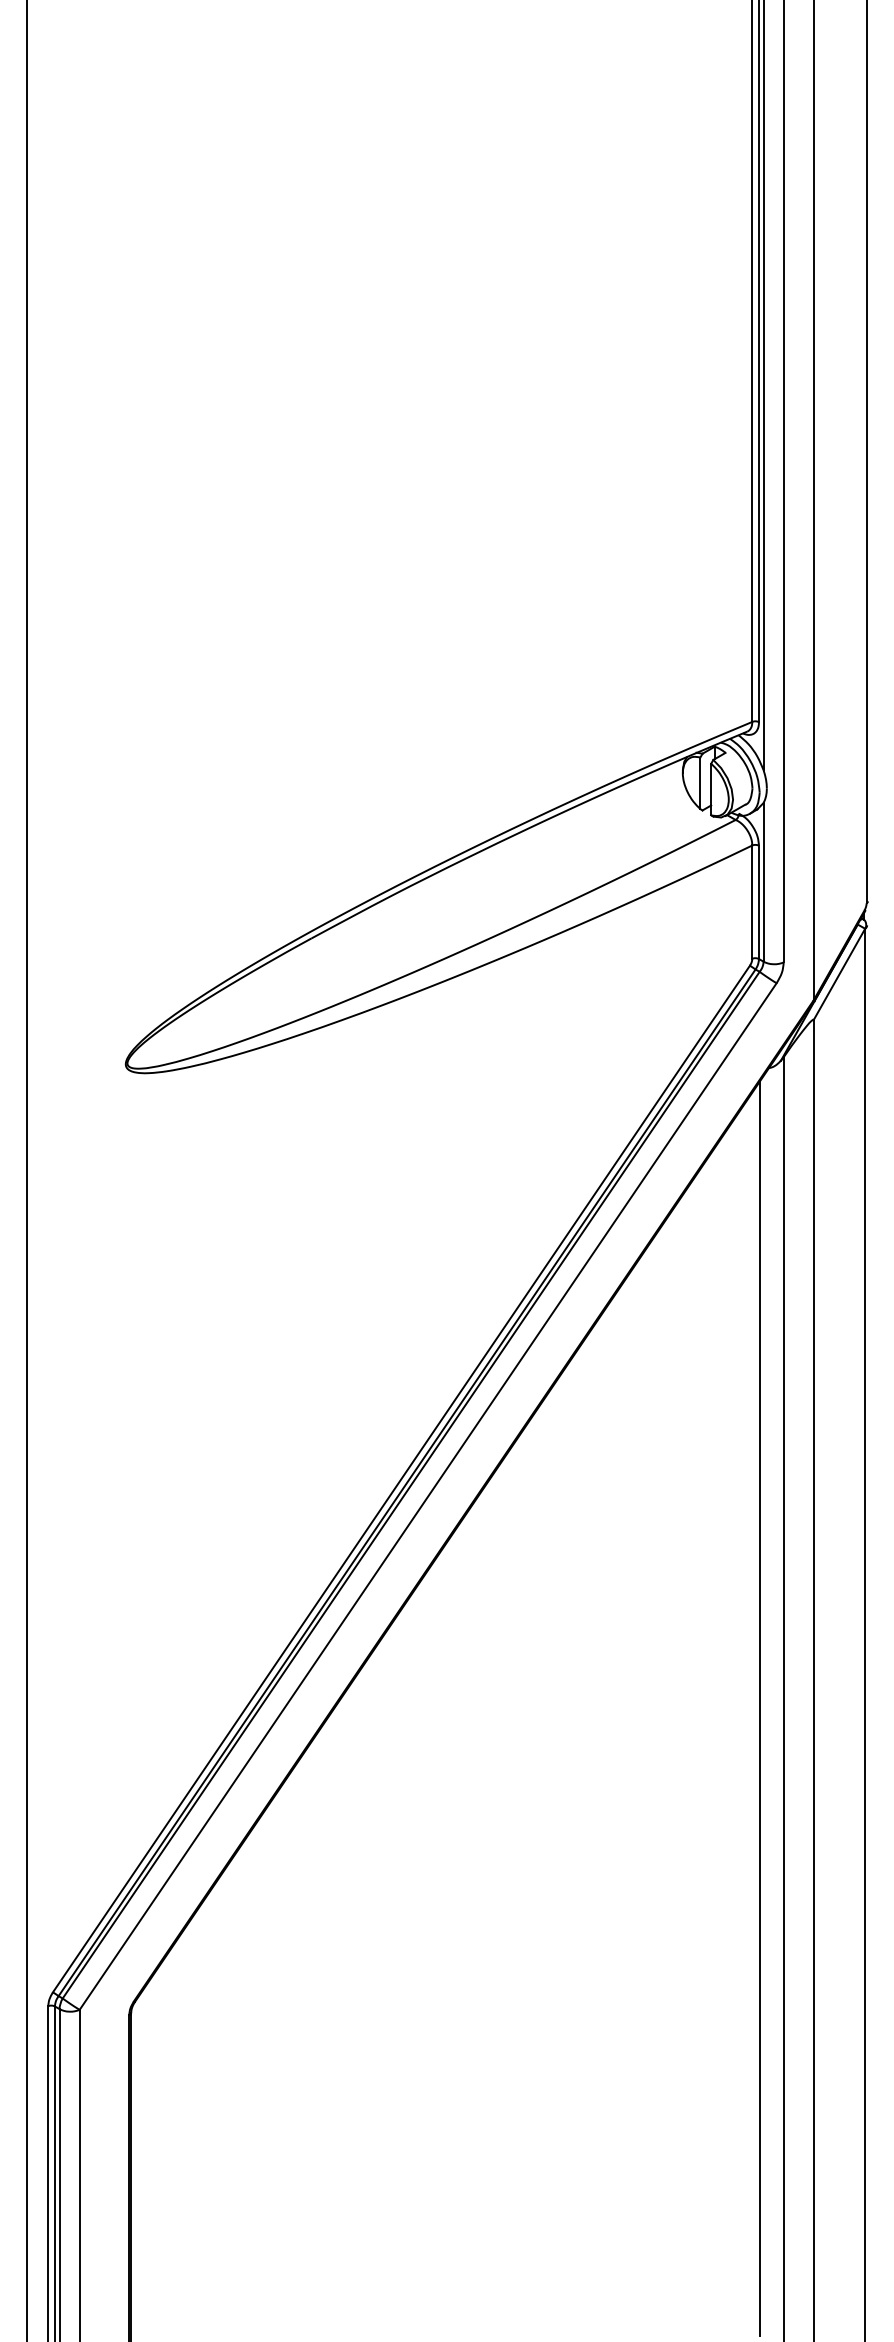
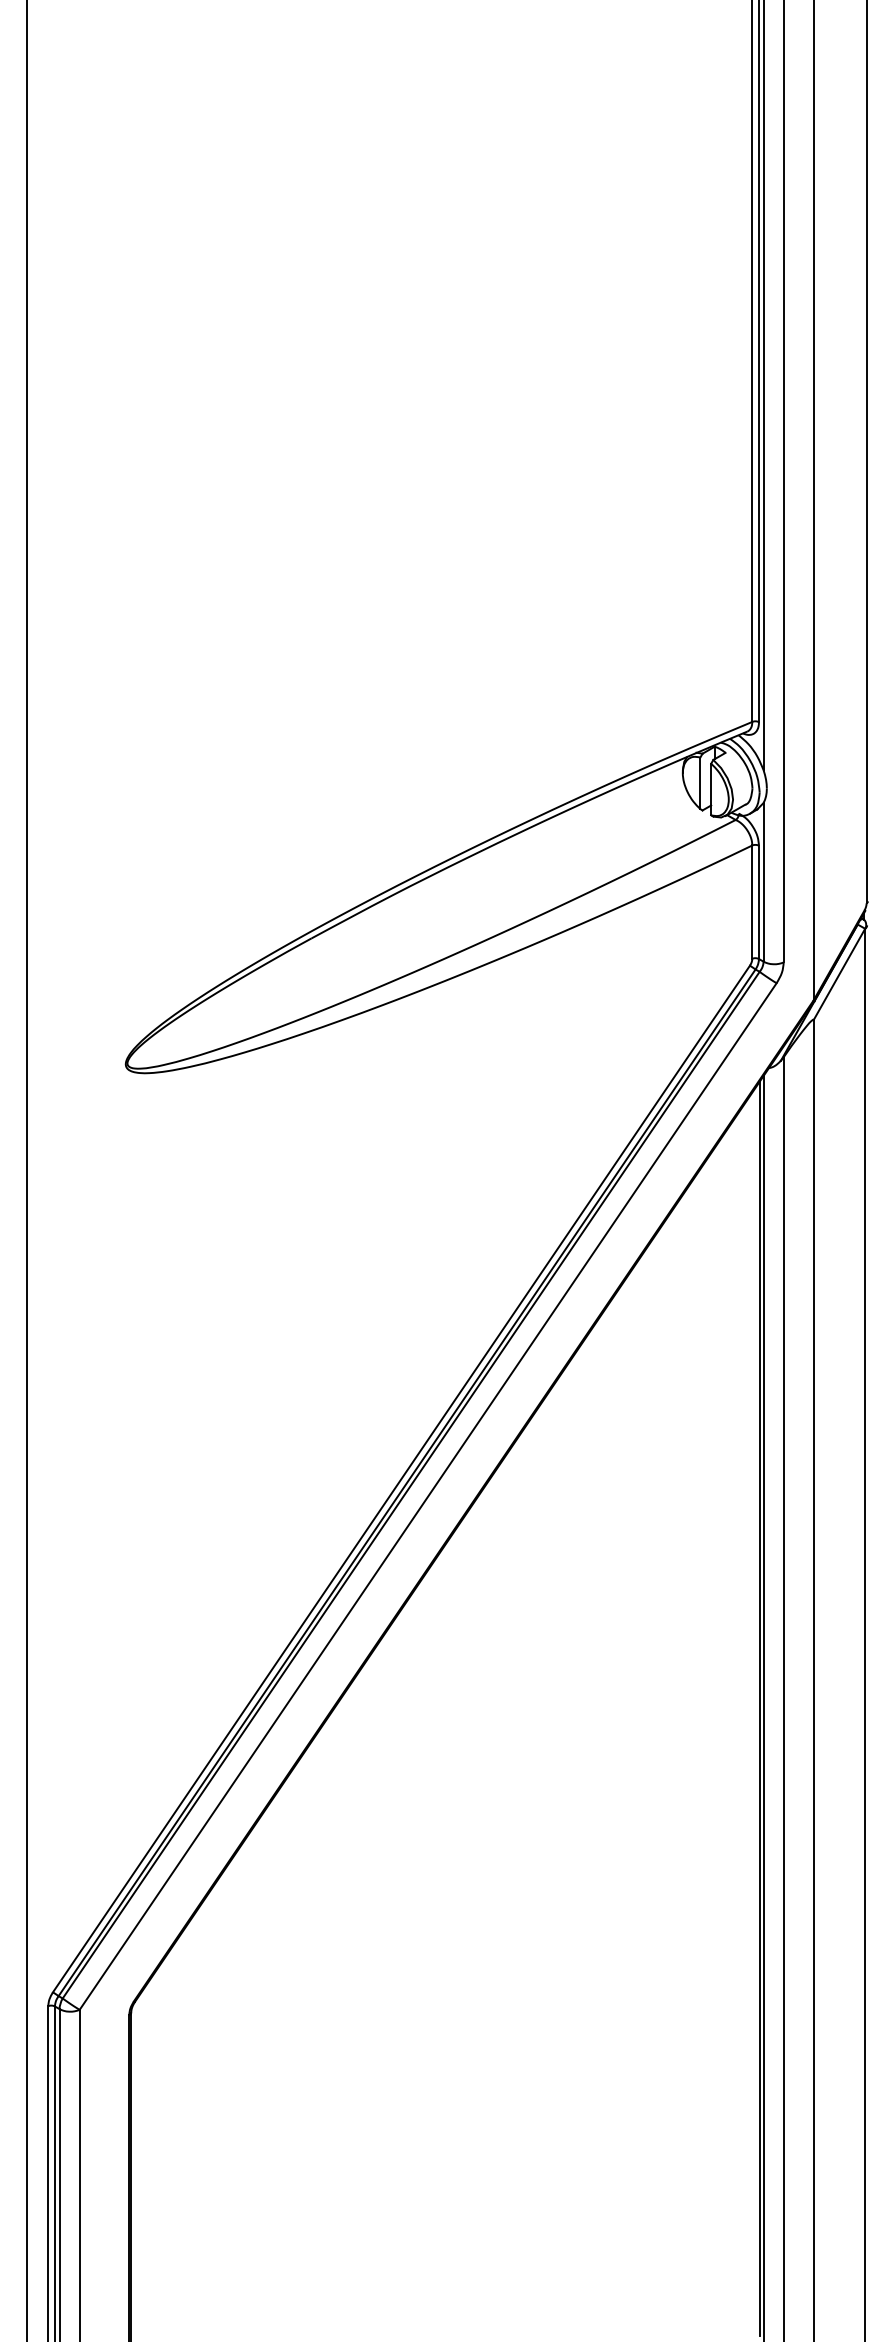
line: none -> present (763, 1706)
